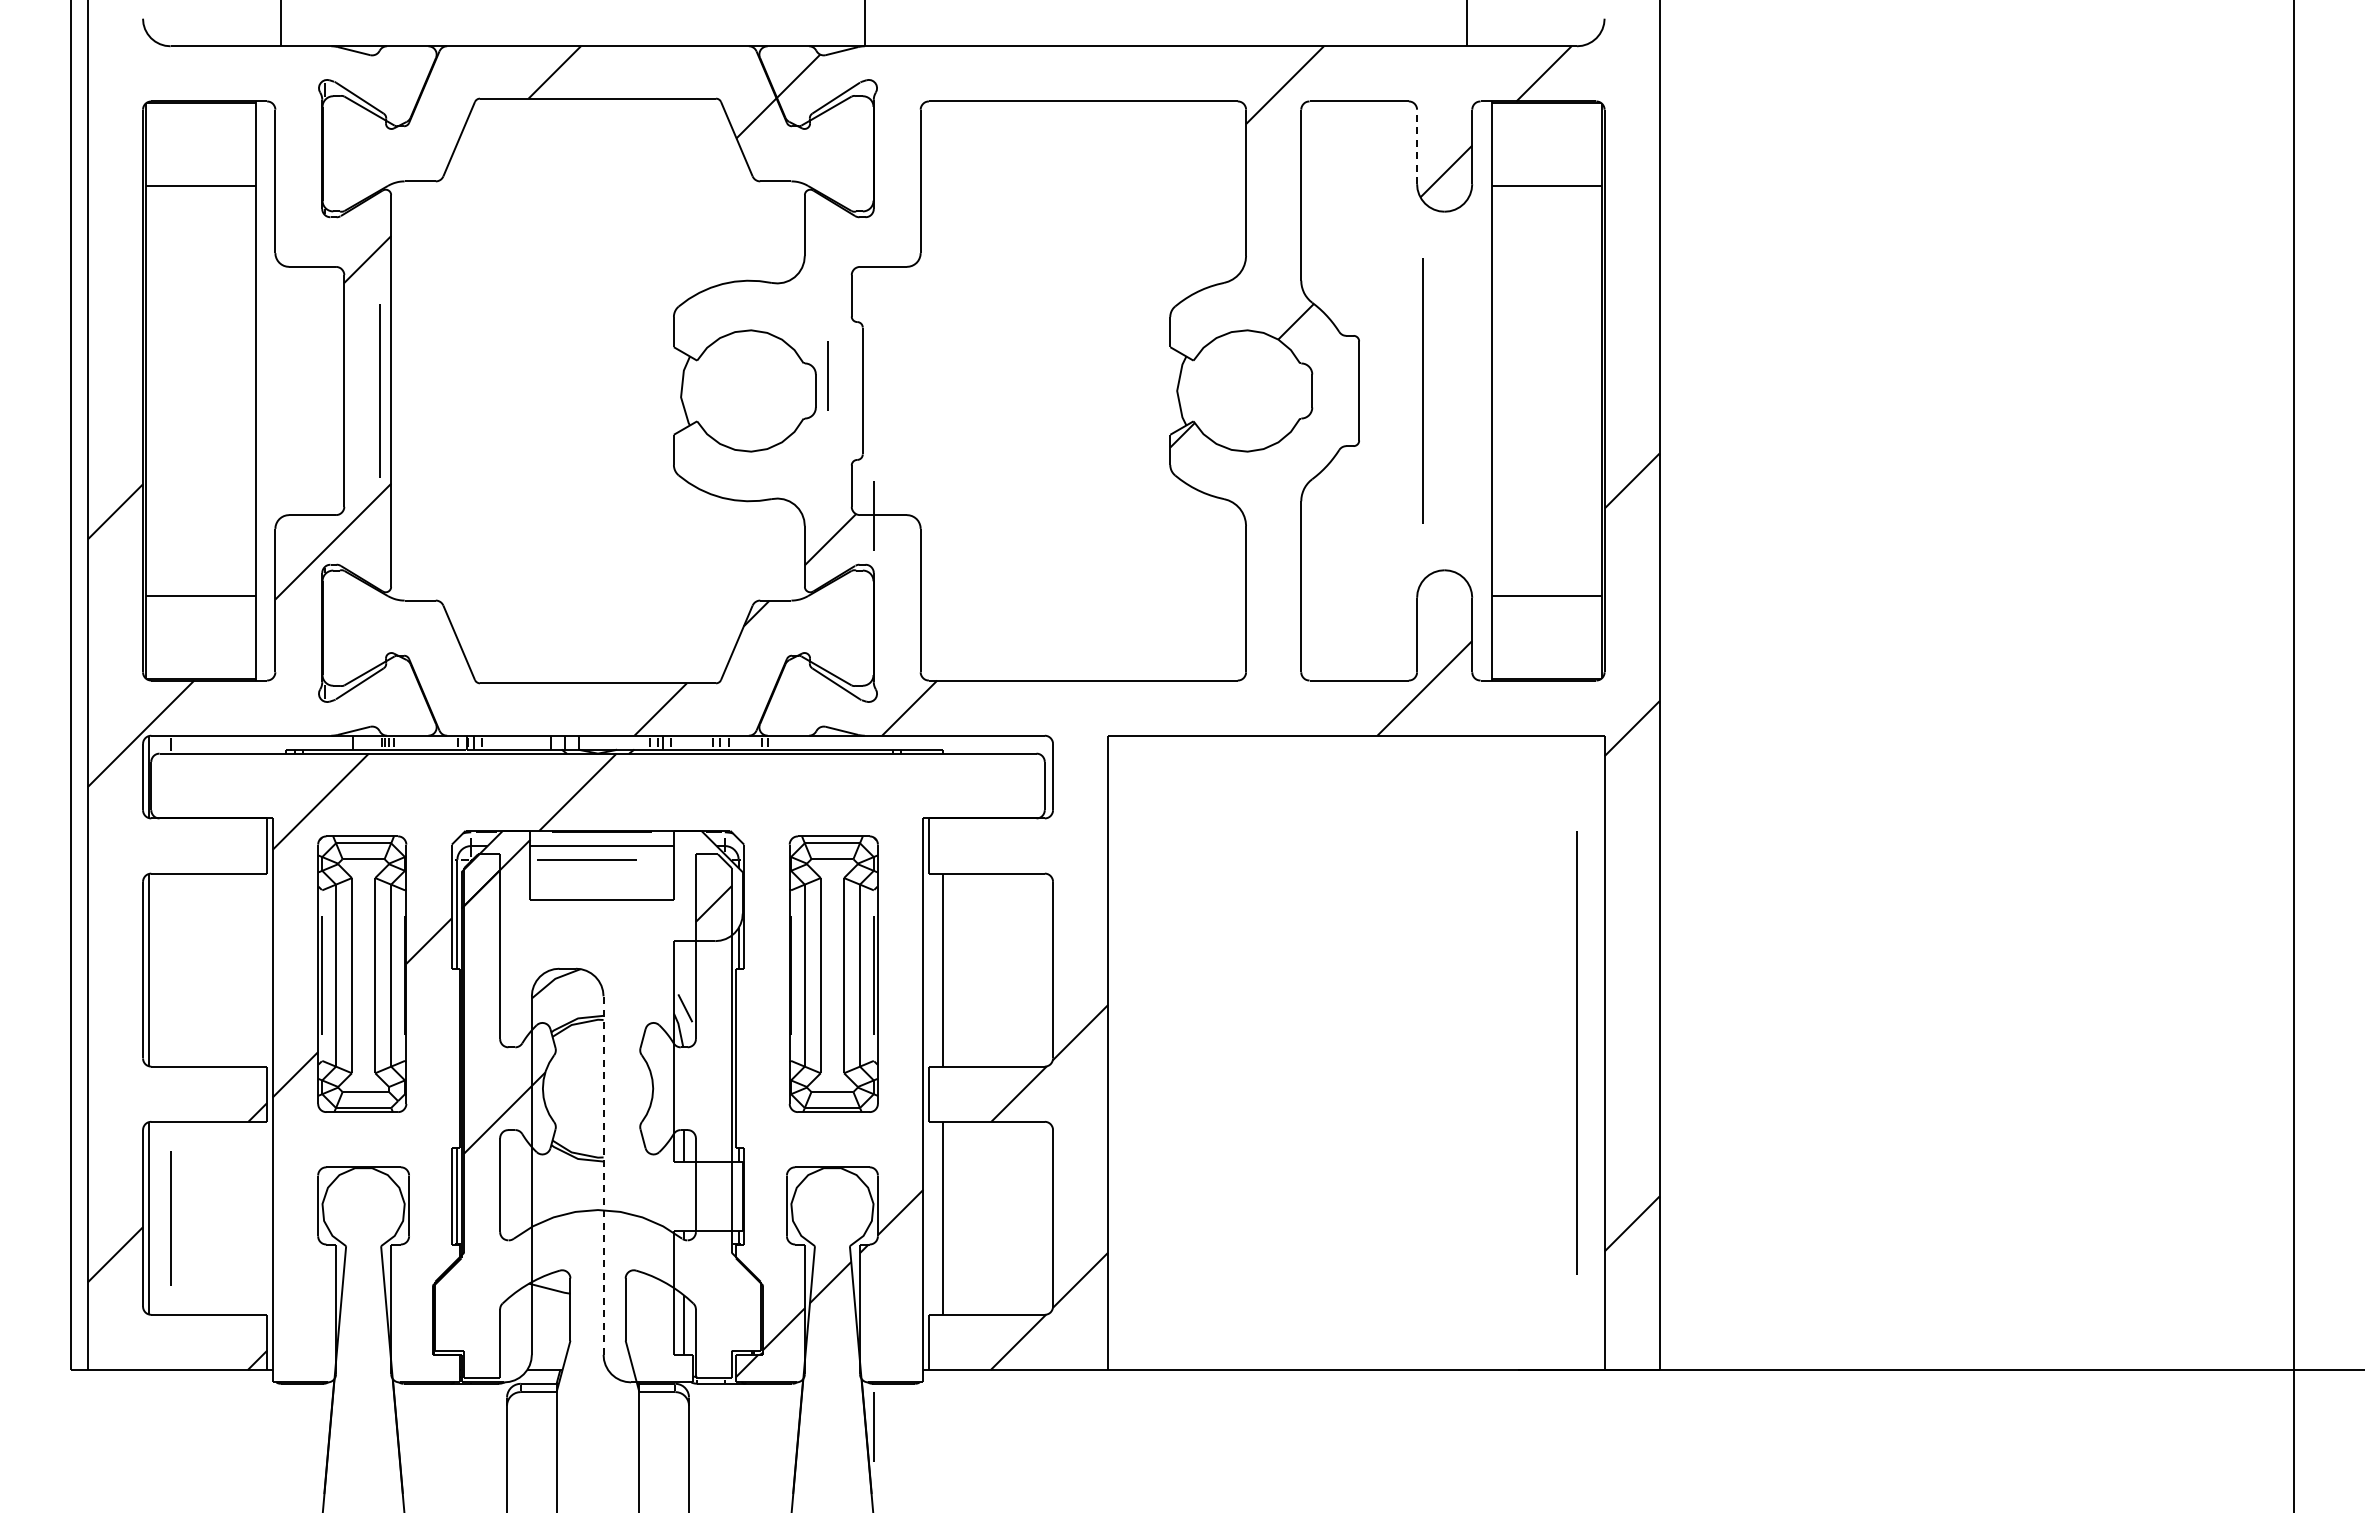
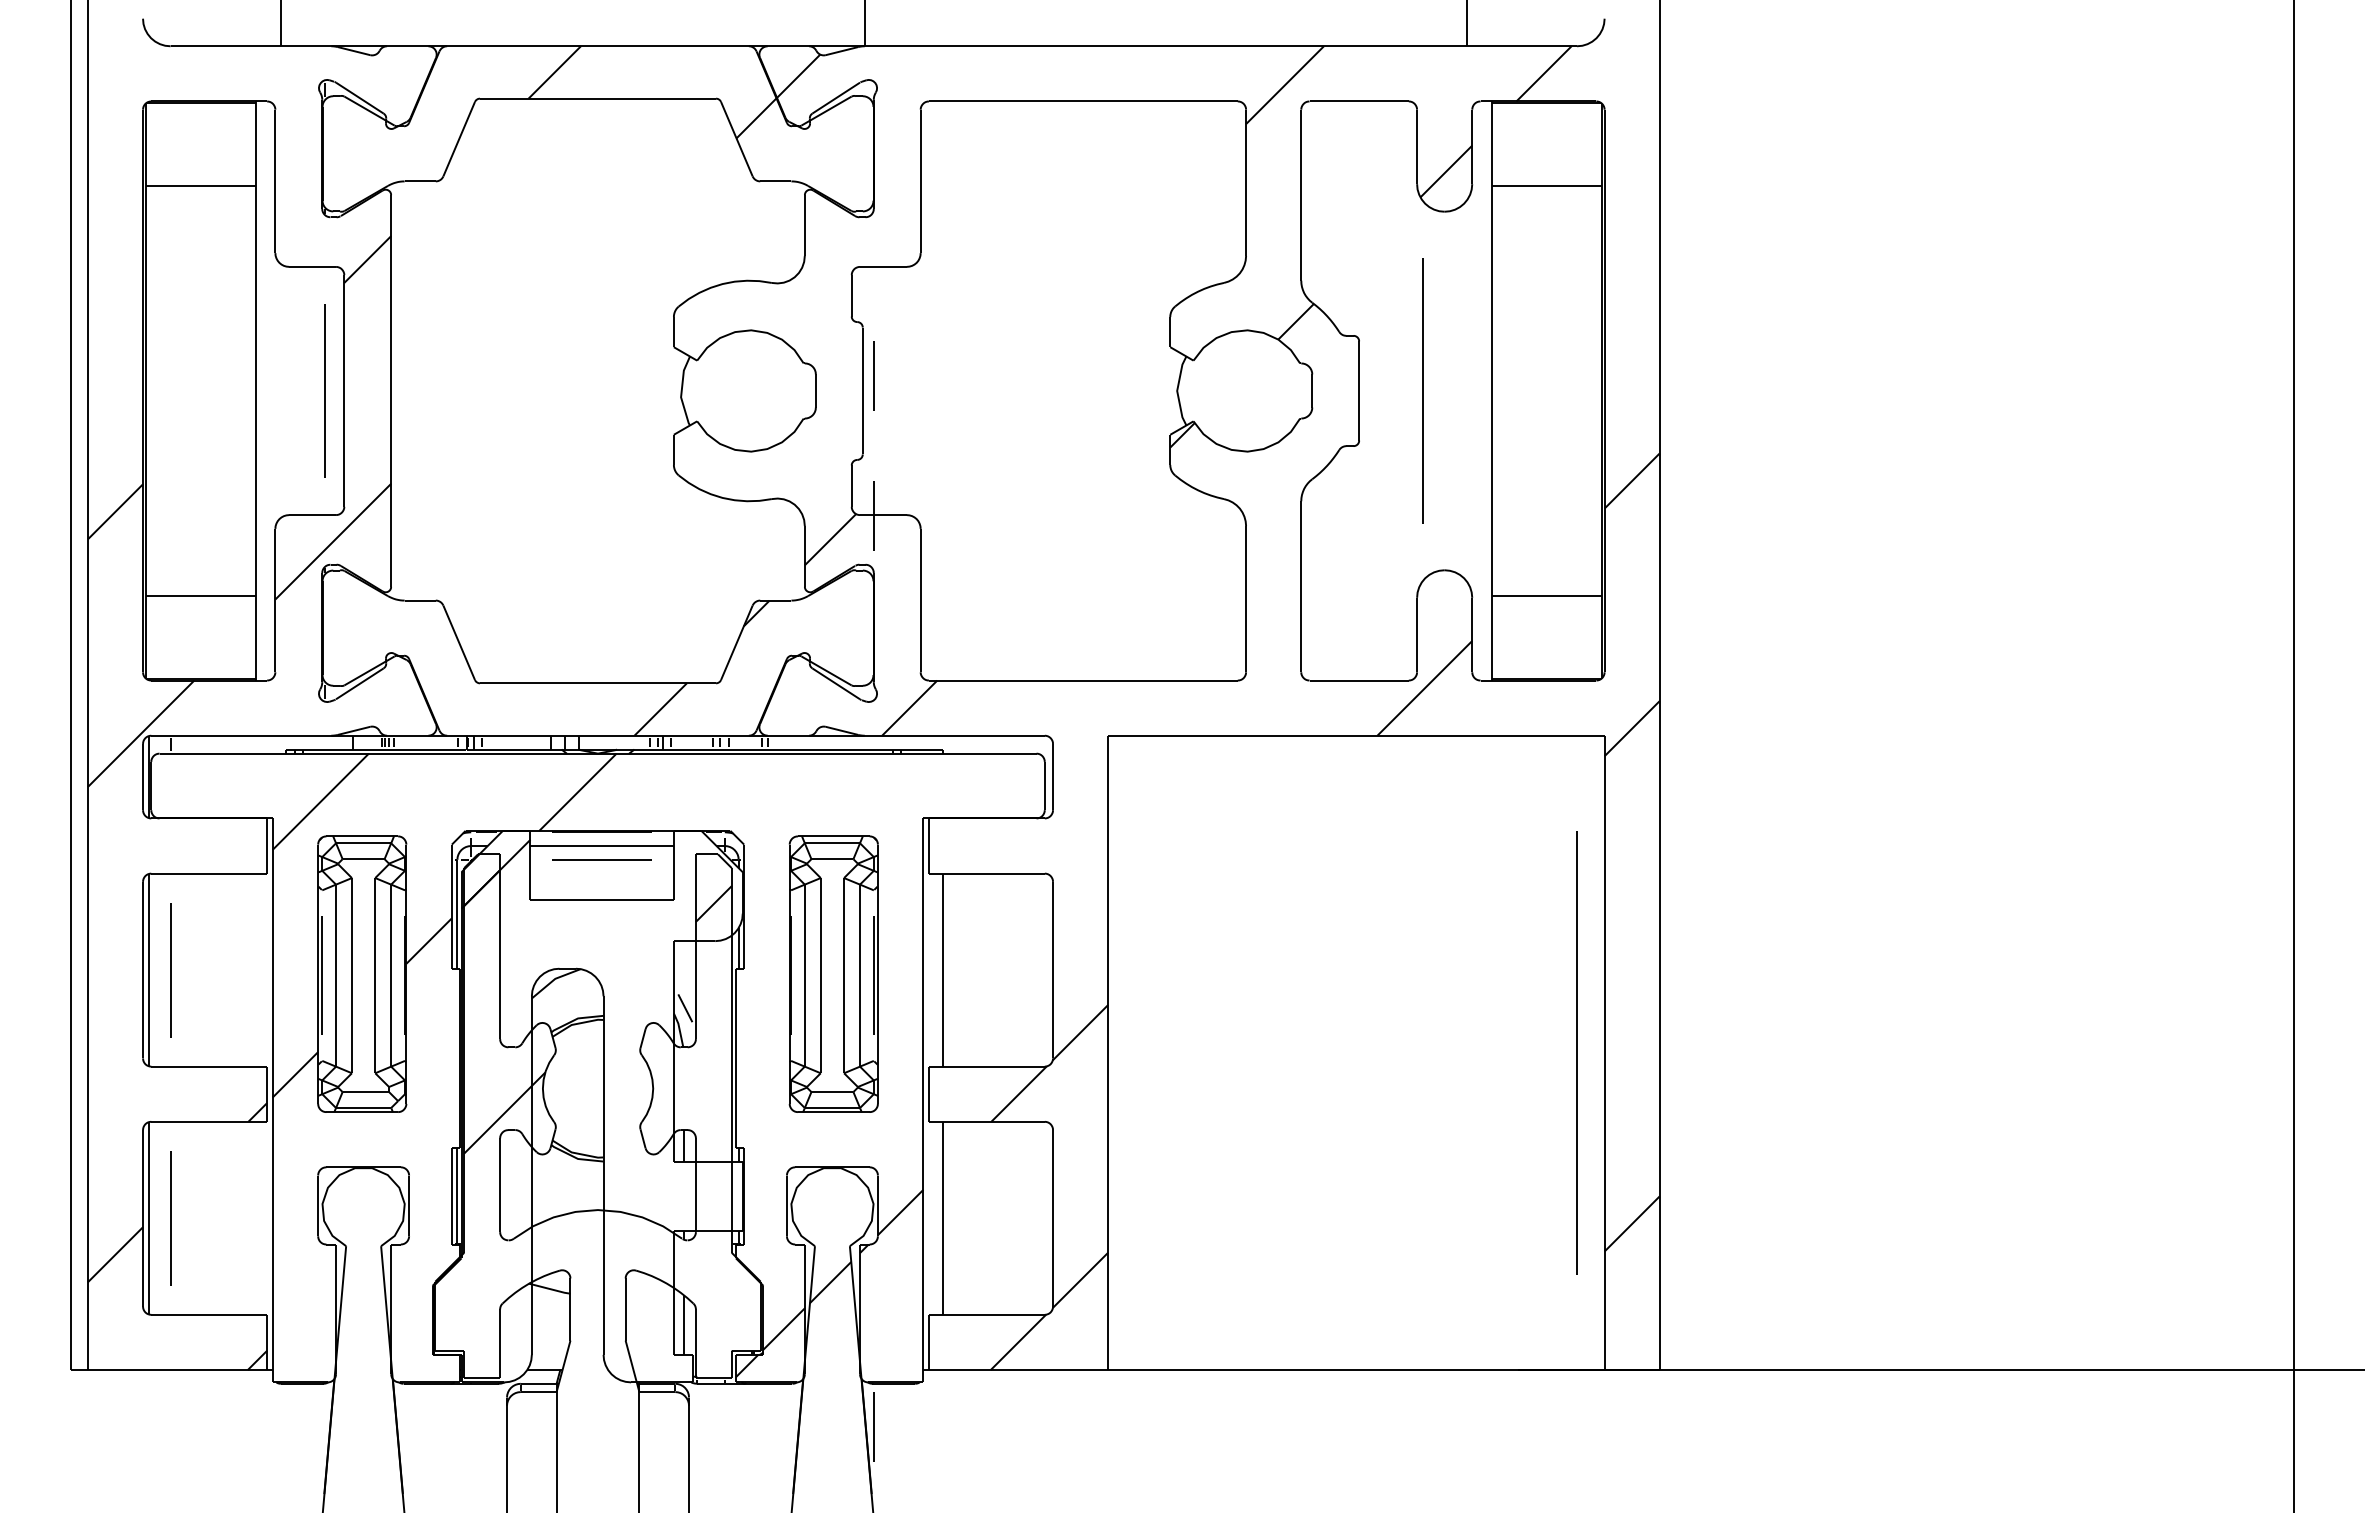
line: dashed -> solid (1417, 146)
line position: (827, 375) -> (873, 375) (873, 375)
line position: (379, 390) -> (324, 390) (324, 390)
line position: (586, 859) -> (601, 859) (601, 859)
line: none -> present (170, 970)
line: dashed -> solid (603, 1175)
